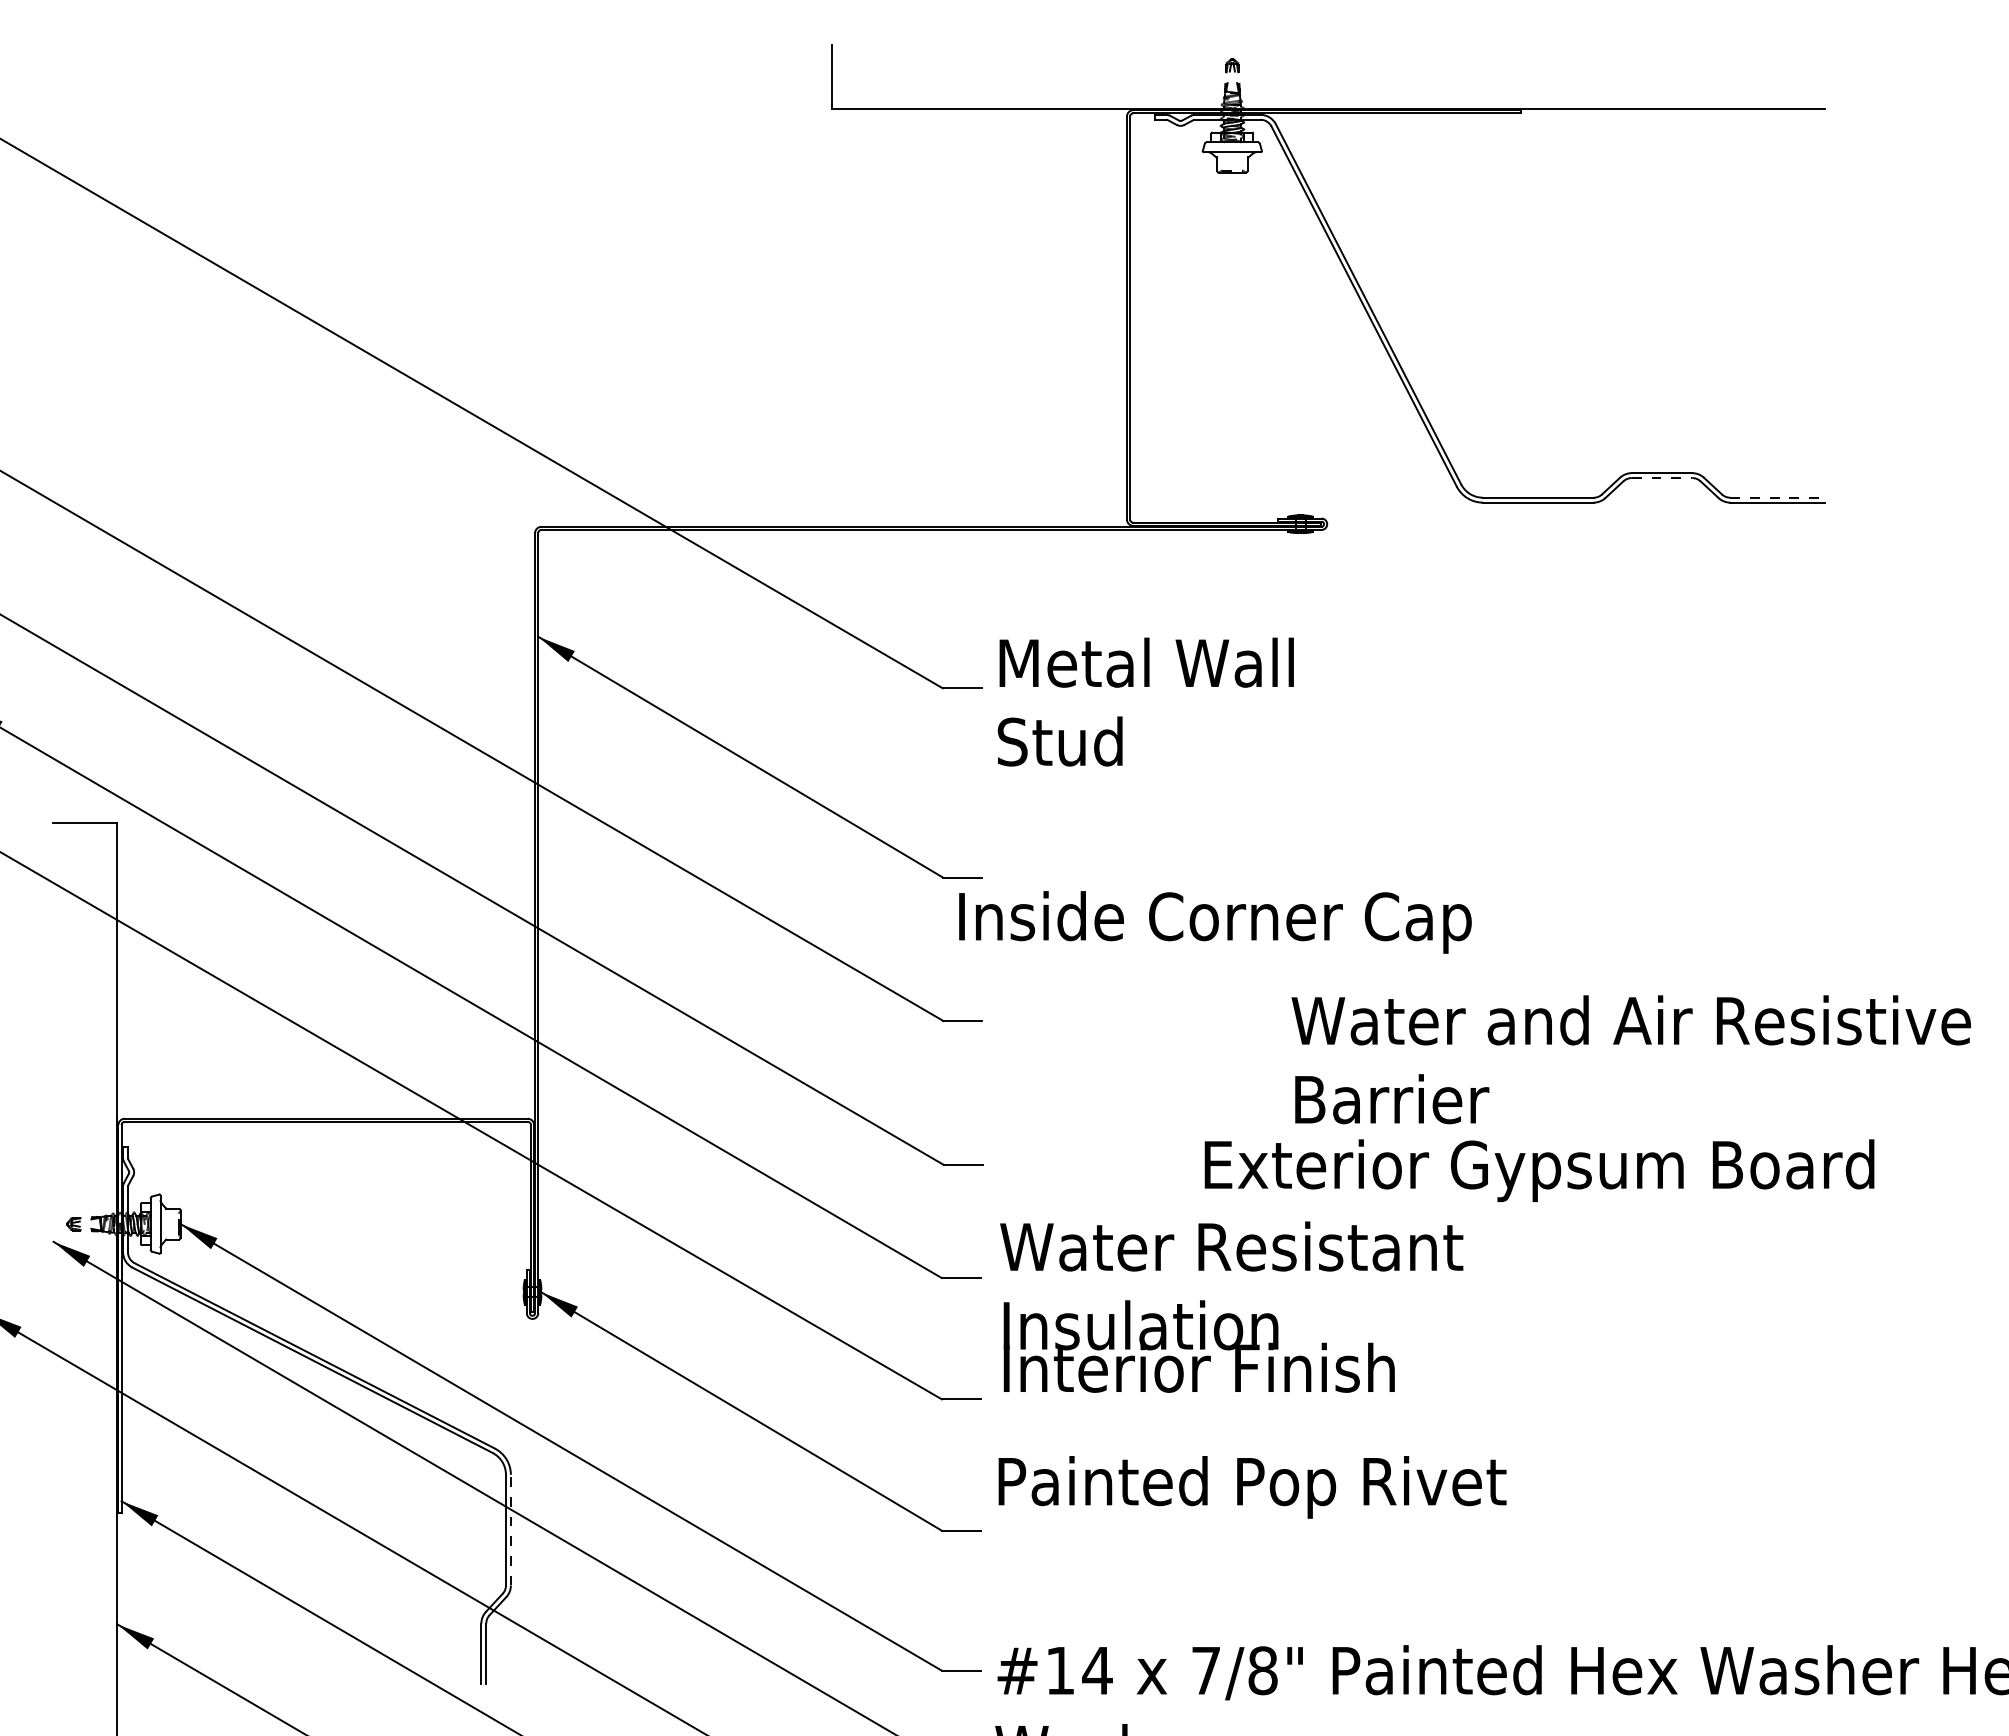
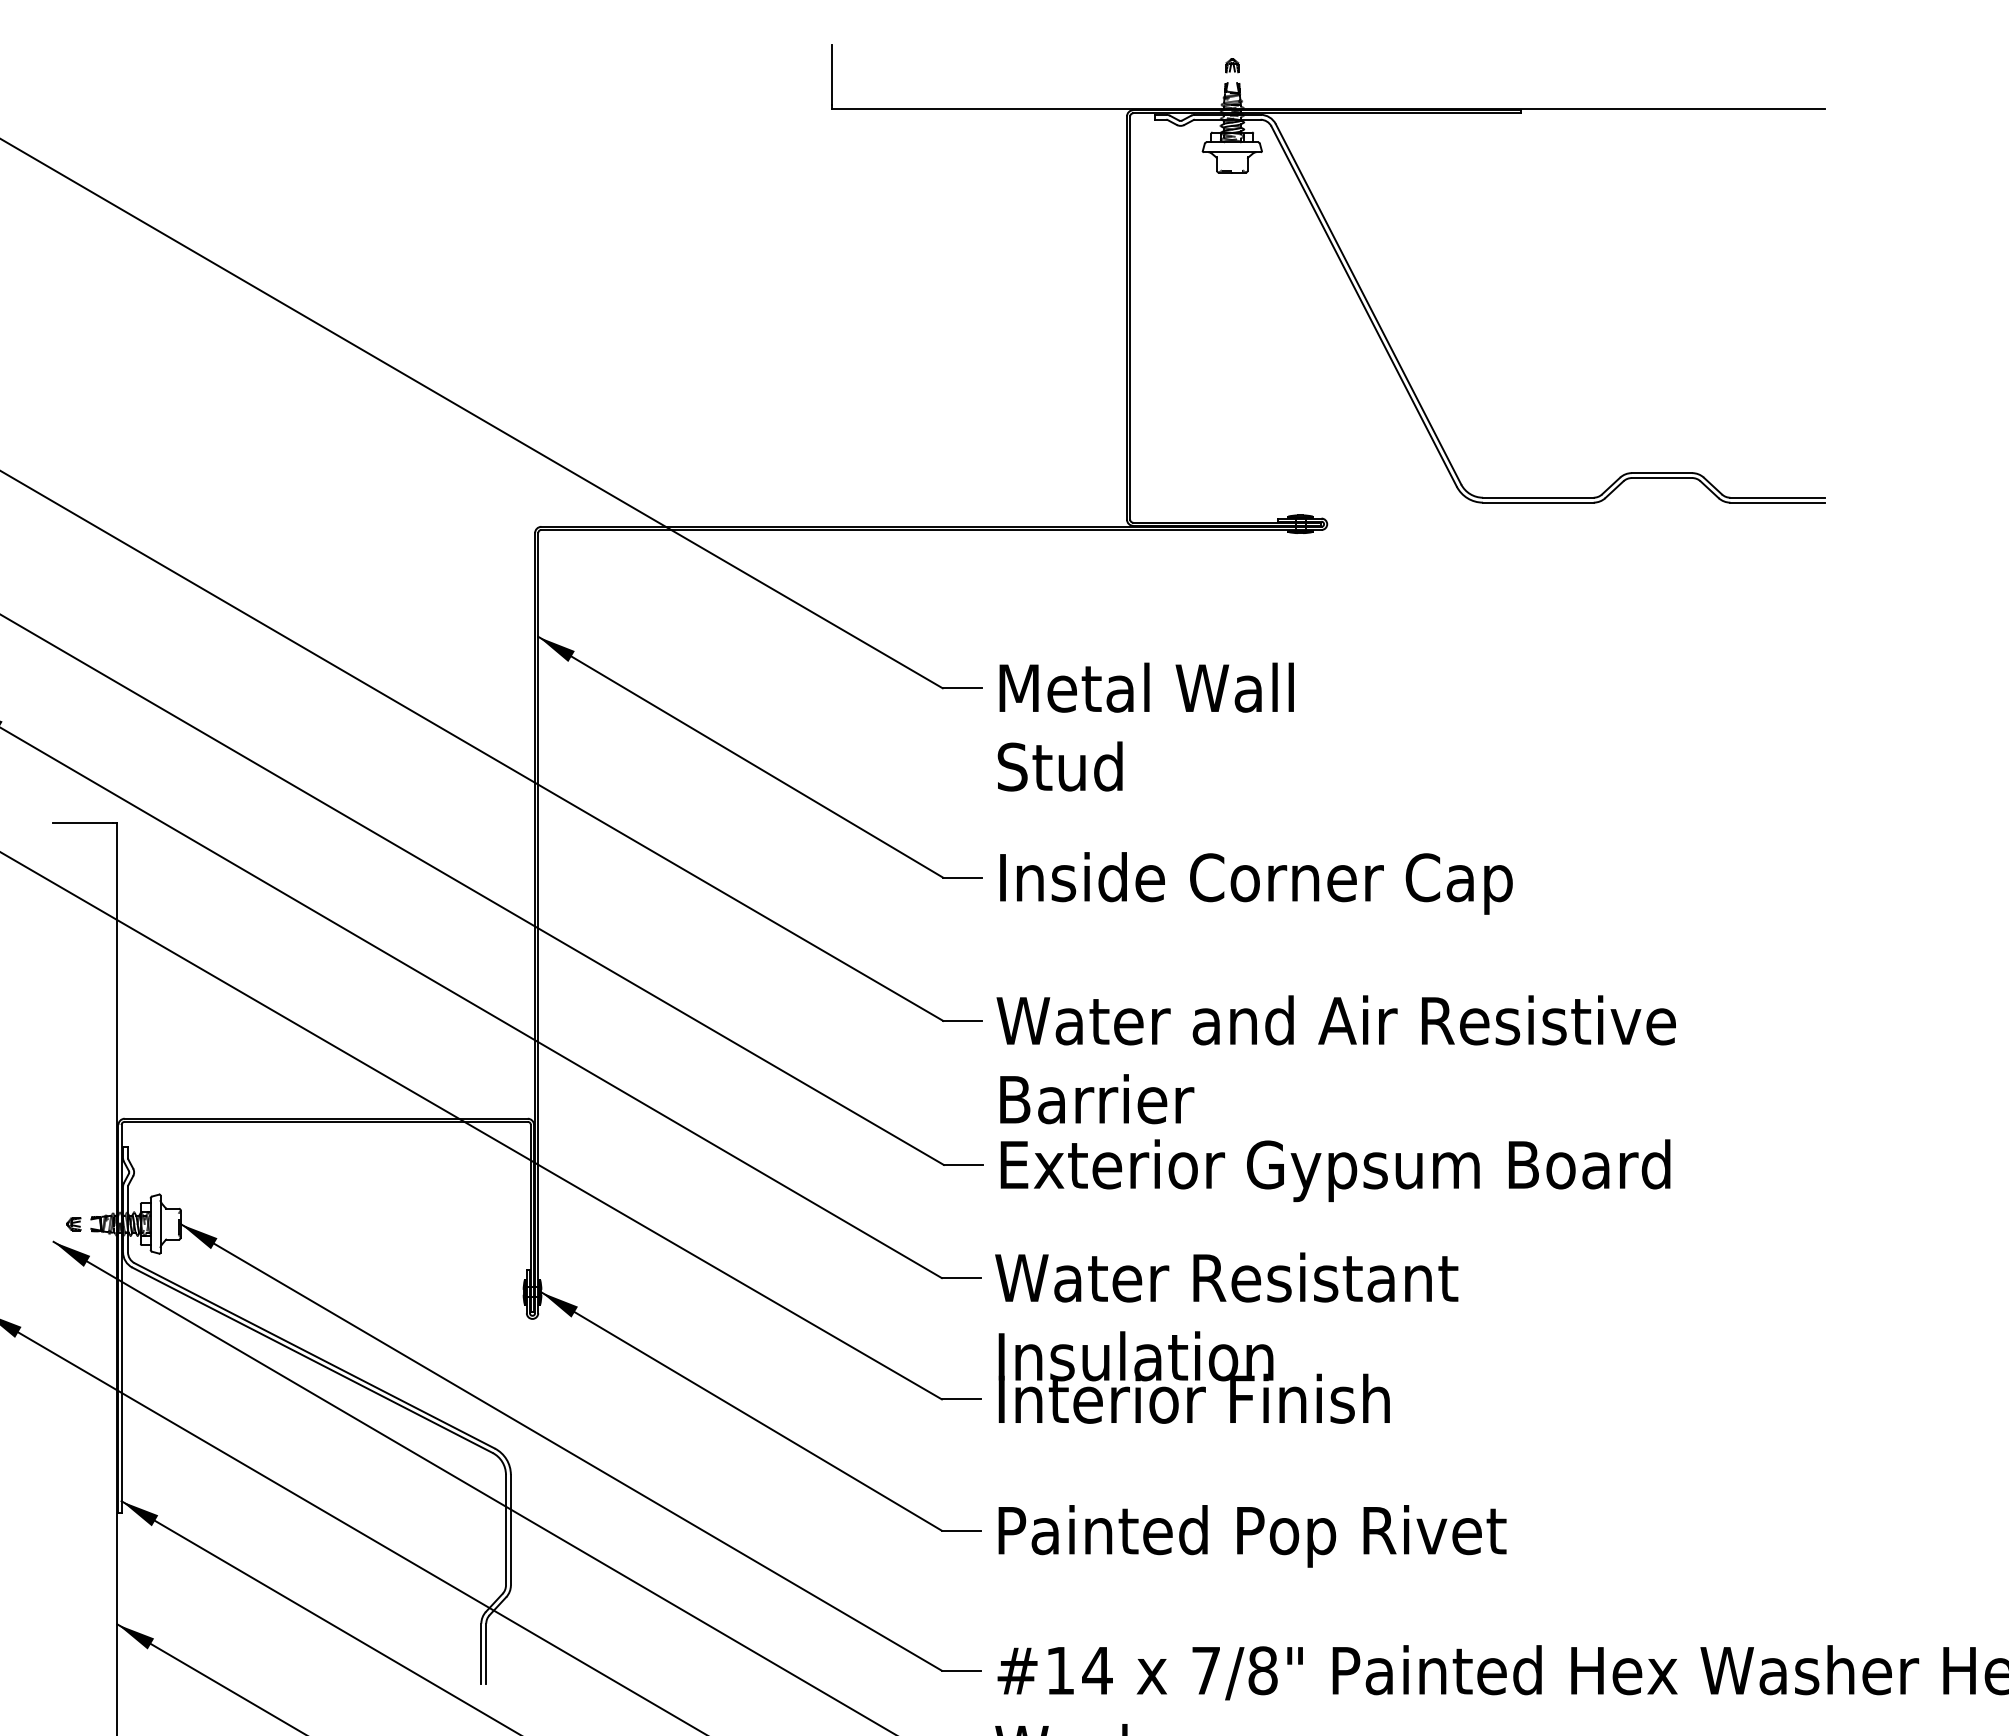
line: dashed -> solid (1662, 478)
line: dashed -> solid (1778, 497)
text position: (1145, 701) -> (1145, 726) (1145, 726)
text position: (1215, 922) -> (1256, 883) (1256, 883)
text position: (1630, 1059) -> (1335, 1059) (1335, 1059)
text position: (1539, 1170) -> (1335, 1170) (1335, 1170)
text position: (1231, 1306) -> (1226, 1337) (1226, 1337)
text position: (1252, 1487) -> (1252, 1536) (1252, 1536)
line: dashed -> solid (510, 1529)
